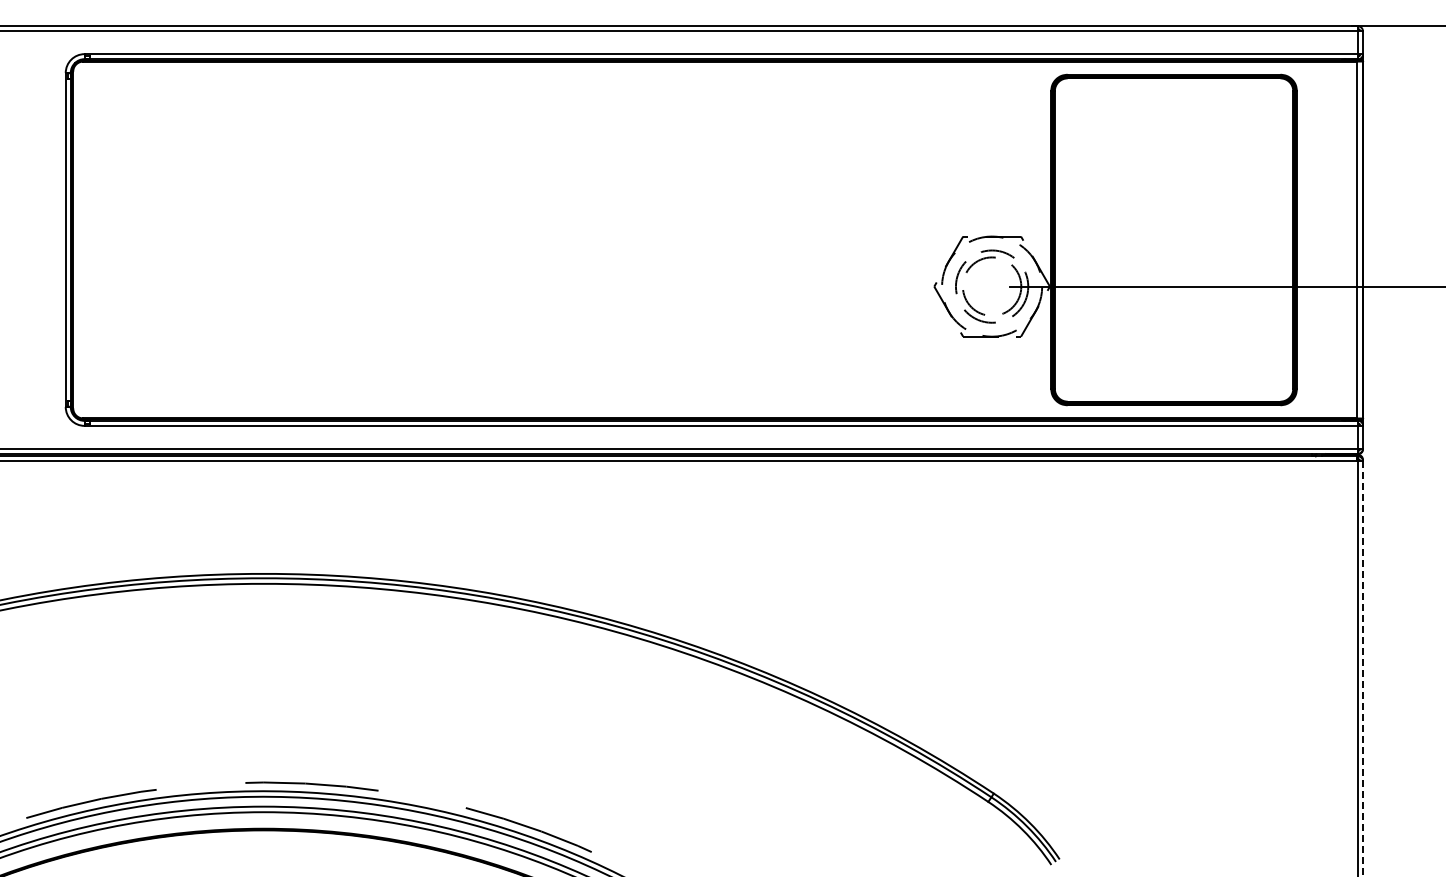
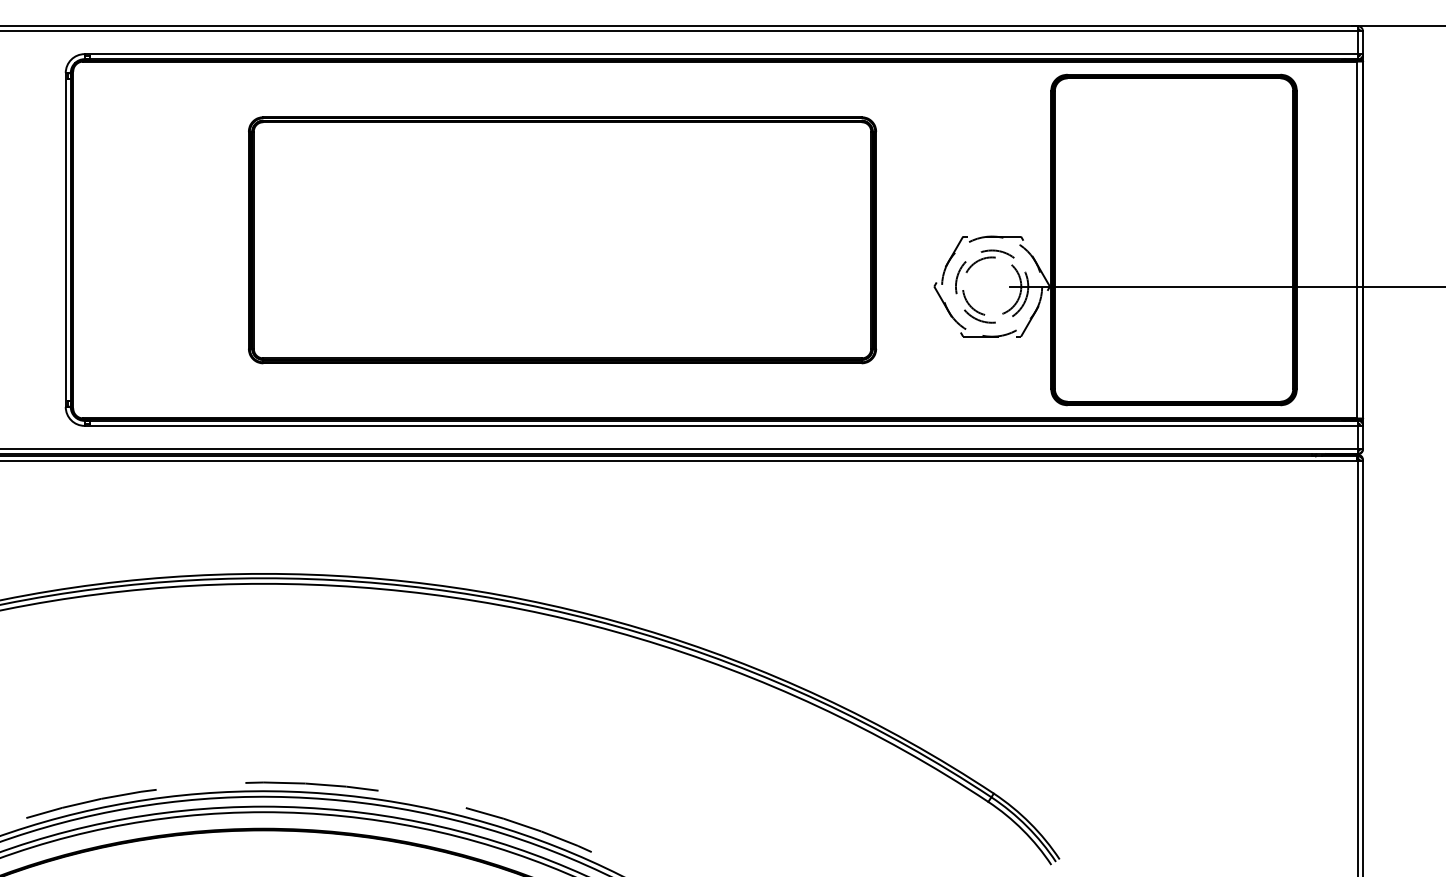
part: none -> present (562, 240)
line: dashed -> solid (1362, 669)
